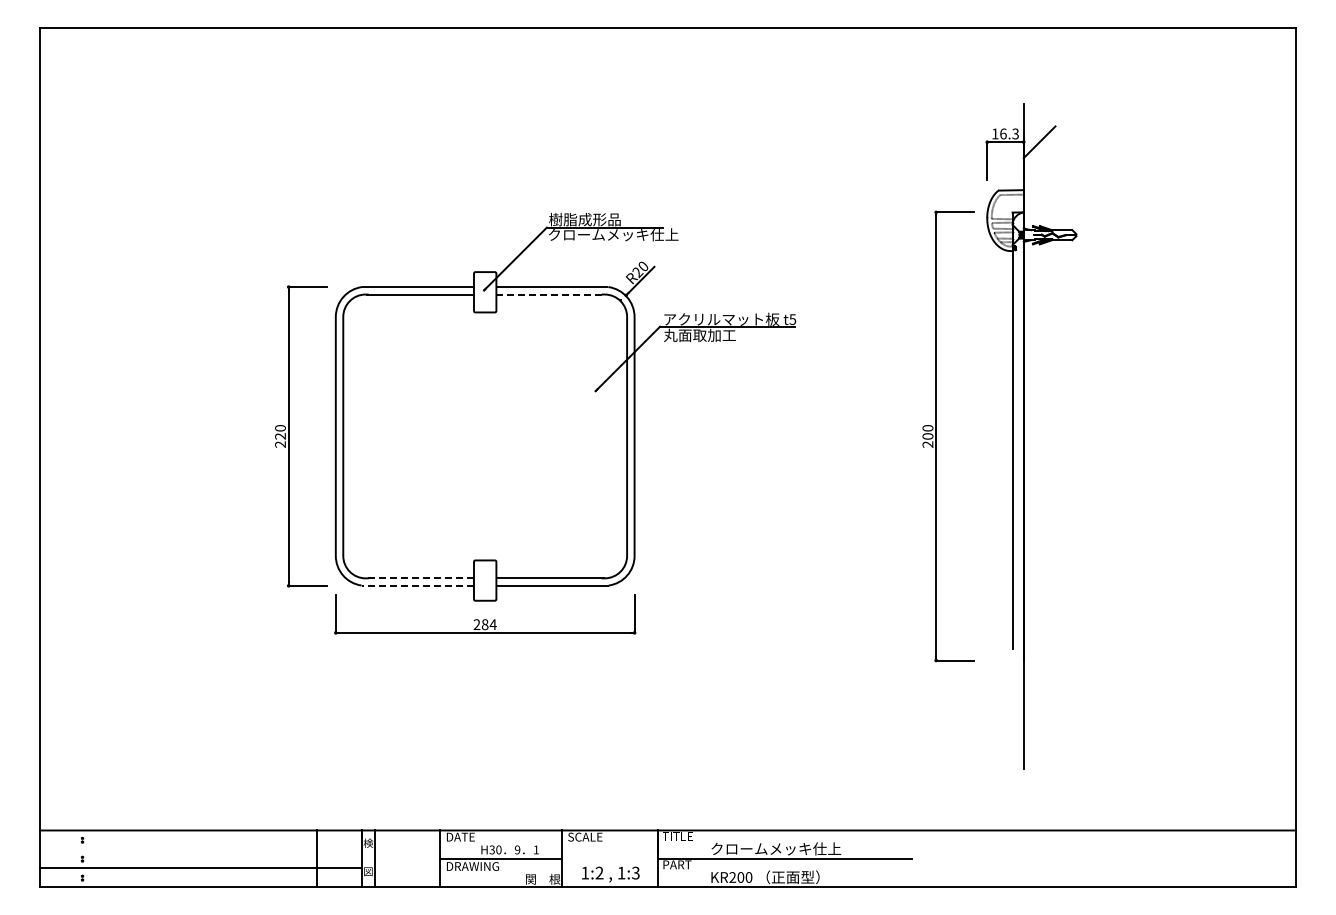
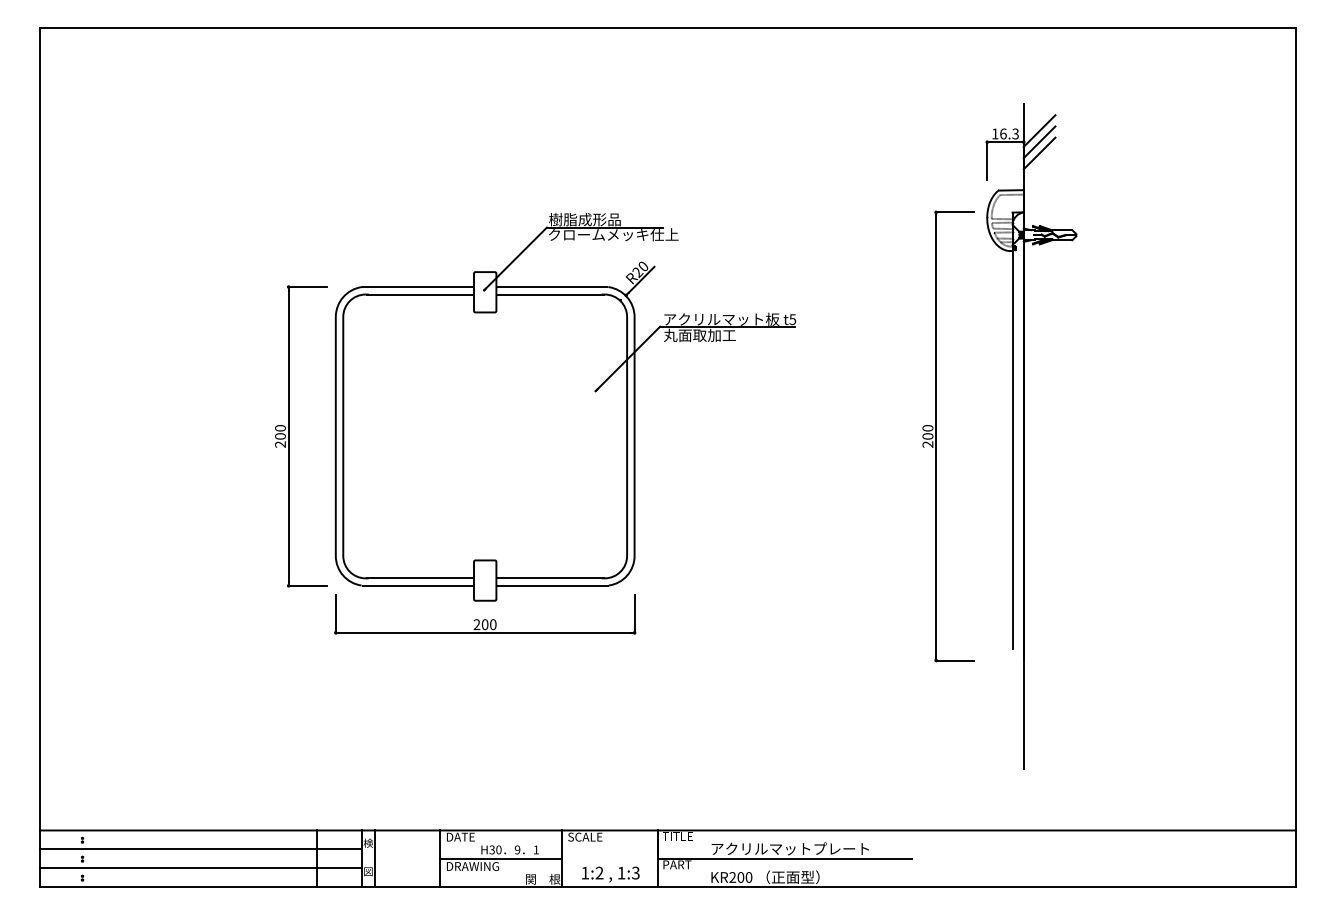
line: none -> present (1039, 130)
line: none -> present (1039, 153)
line: dashed -> solid (551, 294)
text: 220 -> 200 (280, 436)
line: dashed -> solid (419, 578)
line: dashed -> solid (417, 585)
text: 284 -> 200 (488, 624)
text: クロームメッキ仕上 -> アクリルマットプレート (789, 848)
line: none -> present (200, 849)
